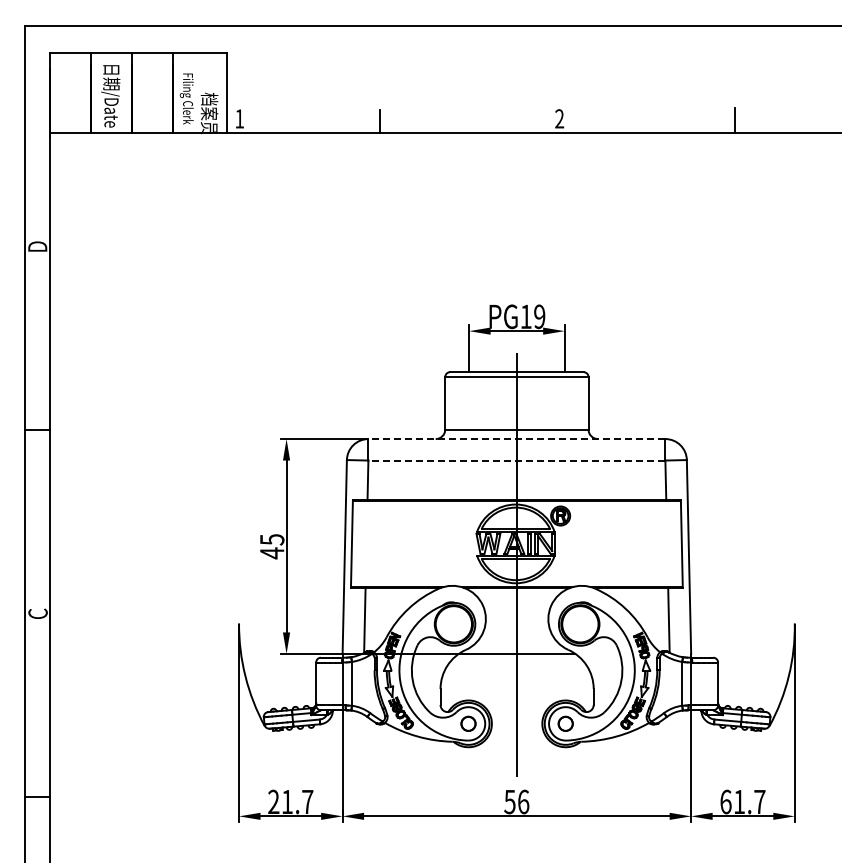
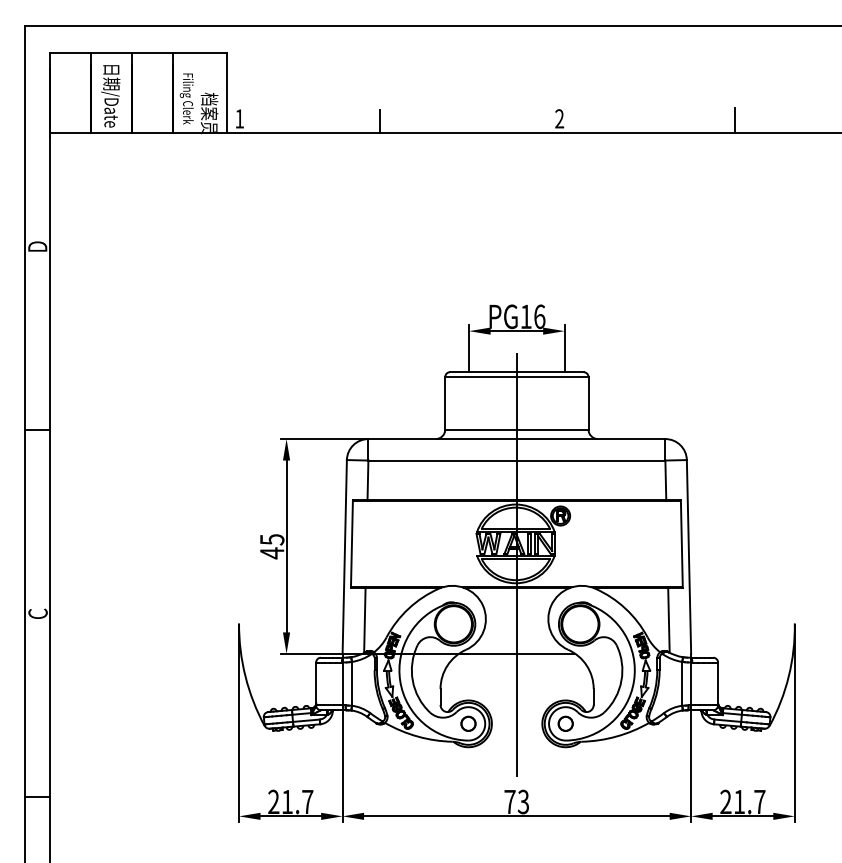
text: PG19 -> PG16 (539, 316)
line: dashed -> solid (516, 439)
line: dashed -> solid (516, 460)
text: 56 -> 73 (516, 801)
text: 61.7 -> 21.7 (725, 801)
